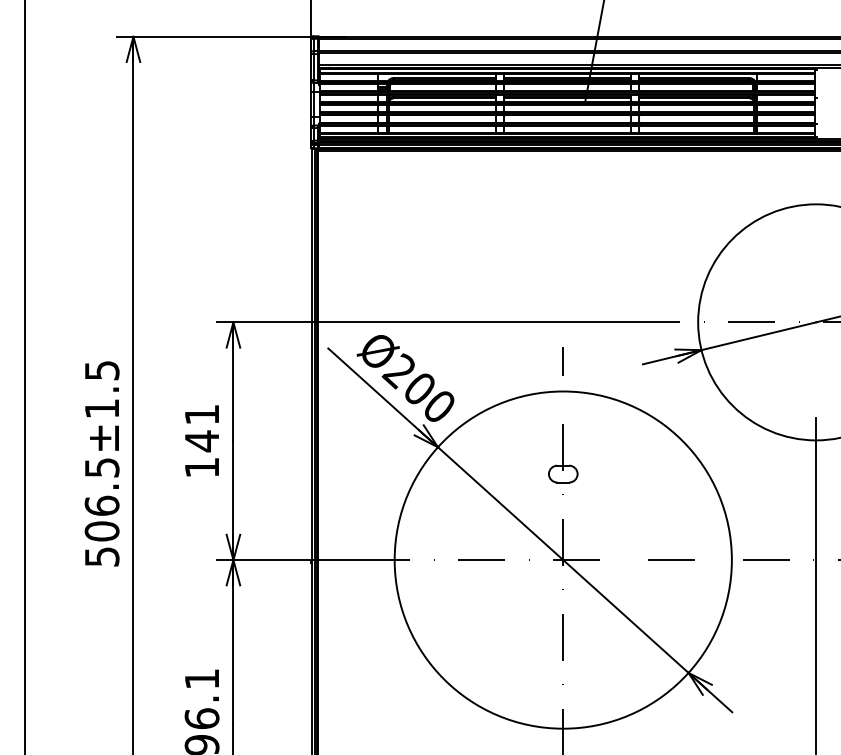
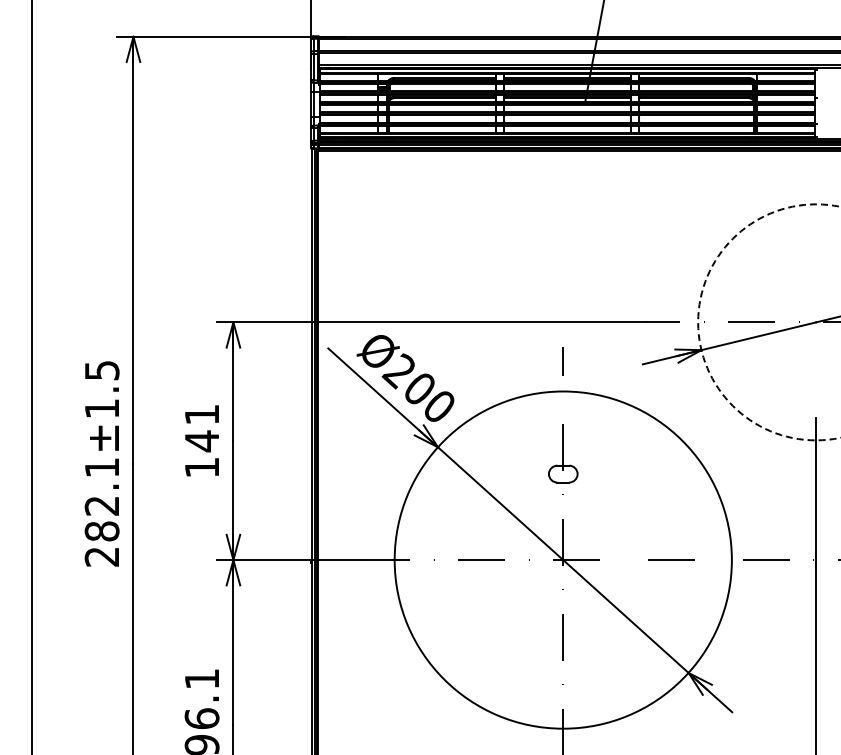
circle: solid -> dashed (769, 322)
line position: (25, 376) -> (32, 376) (32, 376)
text: 506.5±1.5 -> 282.1±1.5 (101, 512)
